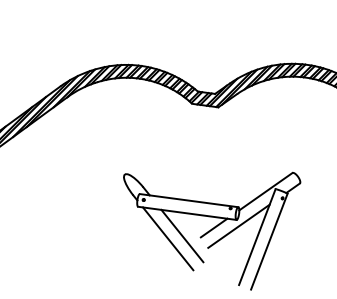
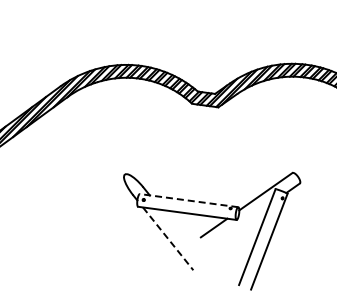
line: solid -> dashed (189, 200)
line: present -> none (238, 225)
line: present -> none (182, 235)
line: solid -> dashed (168, 239)
